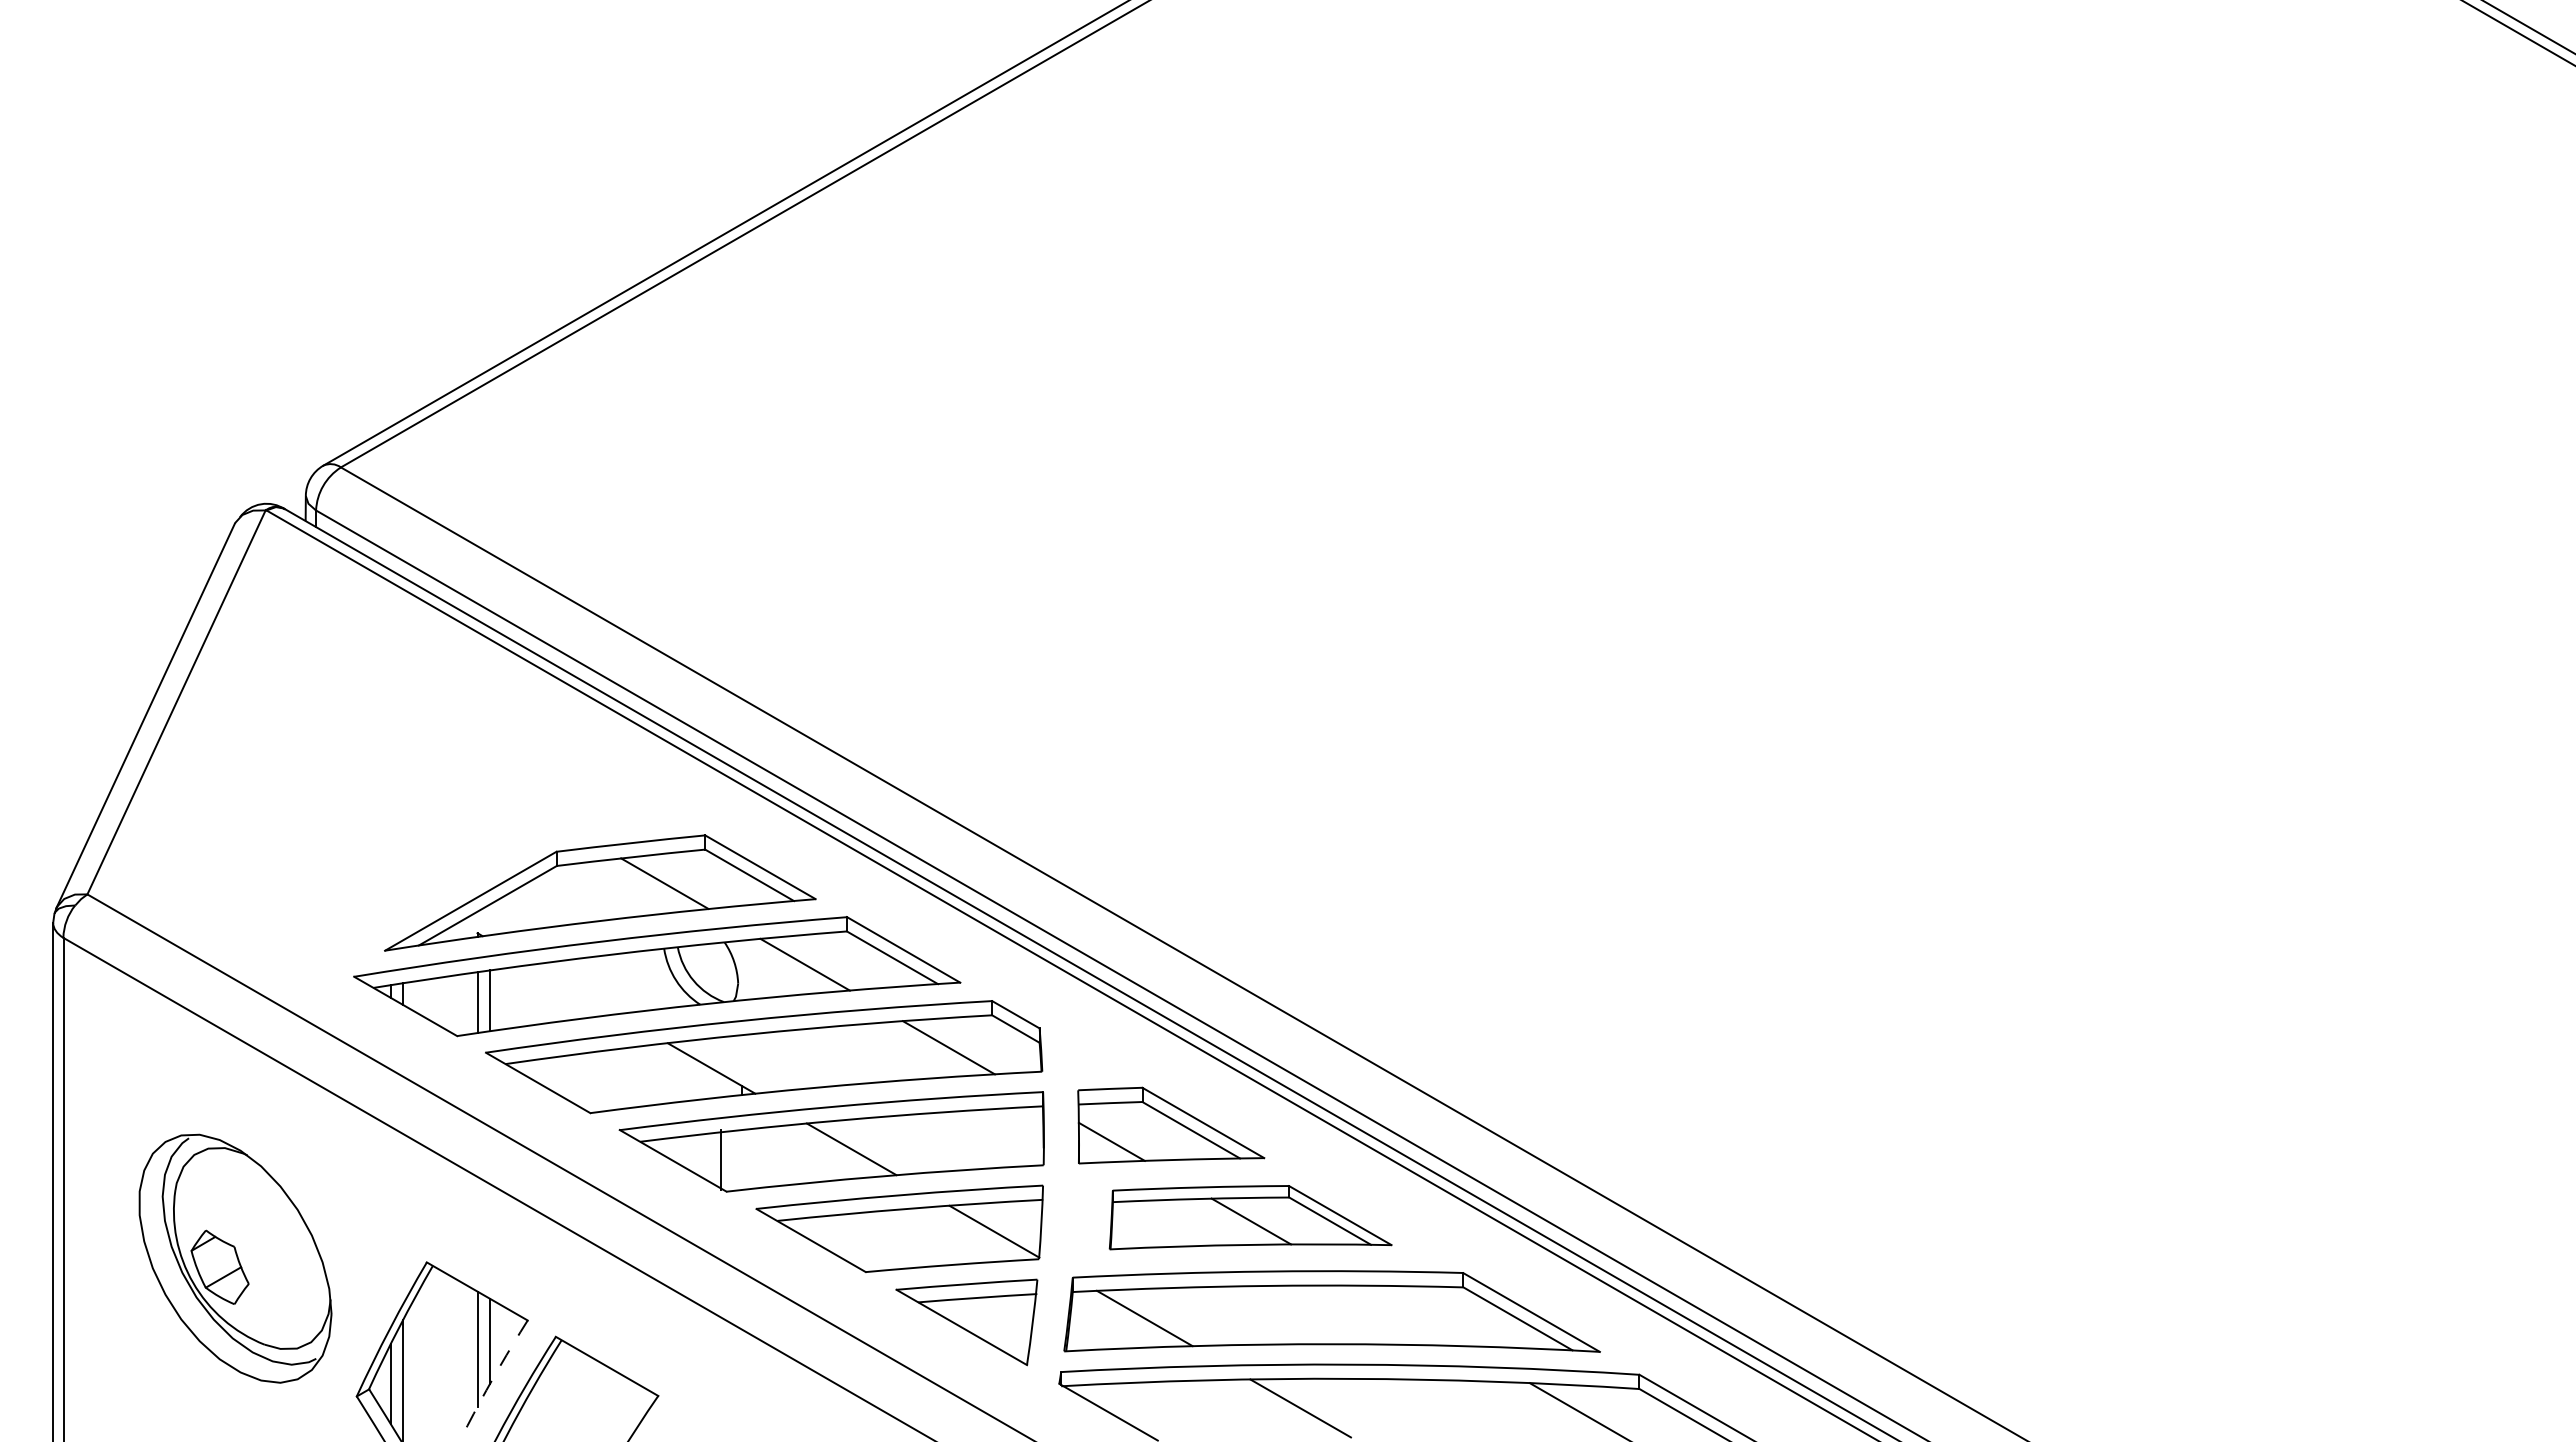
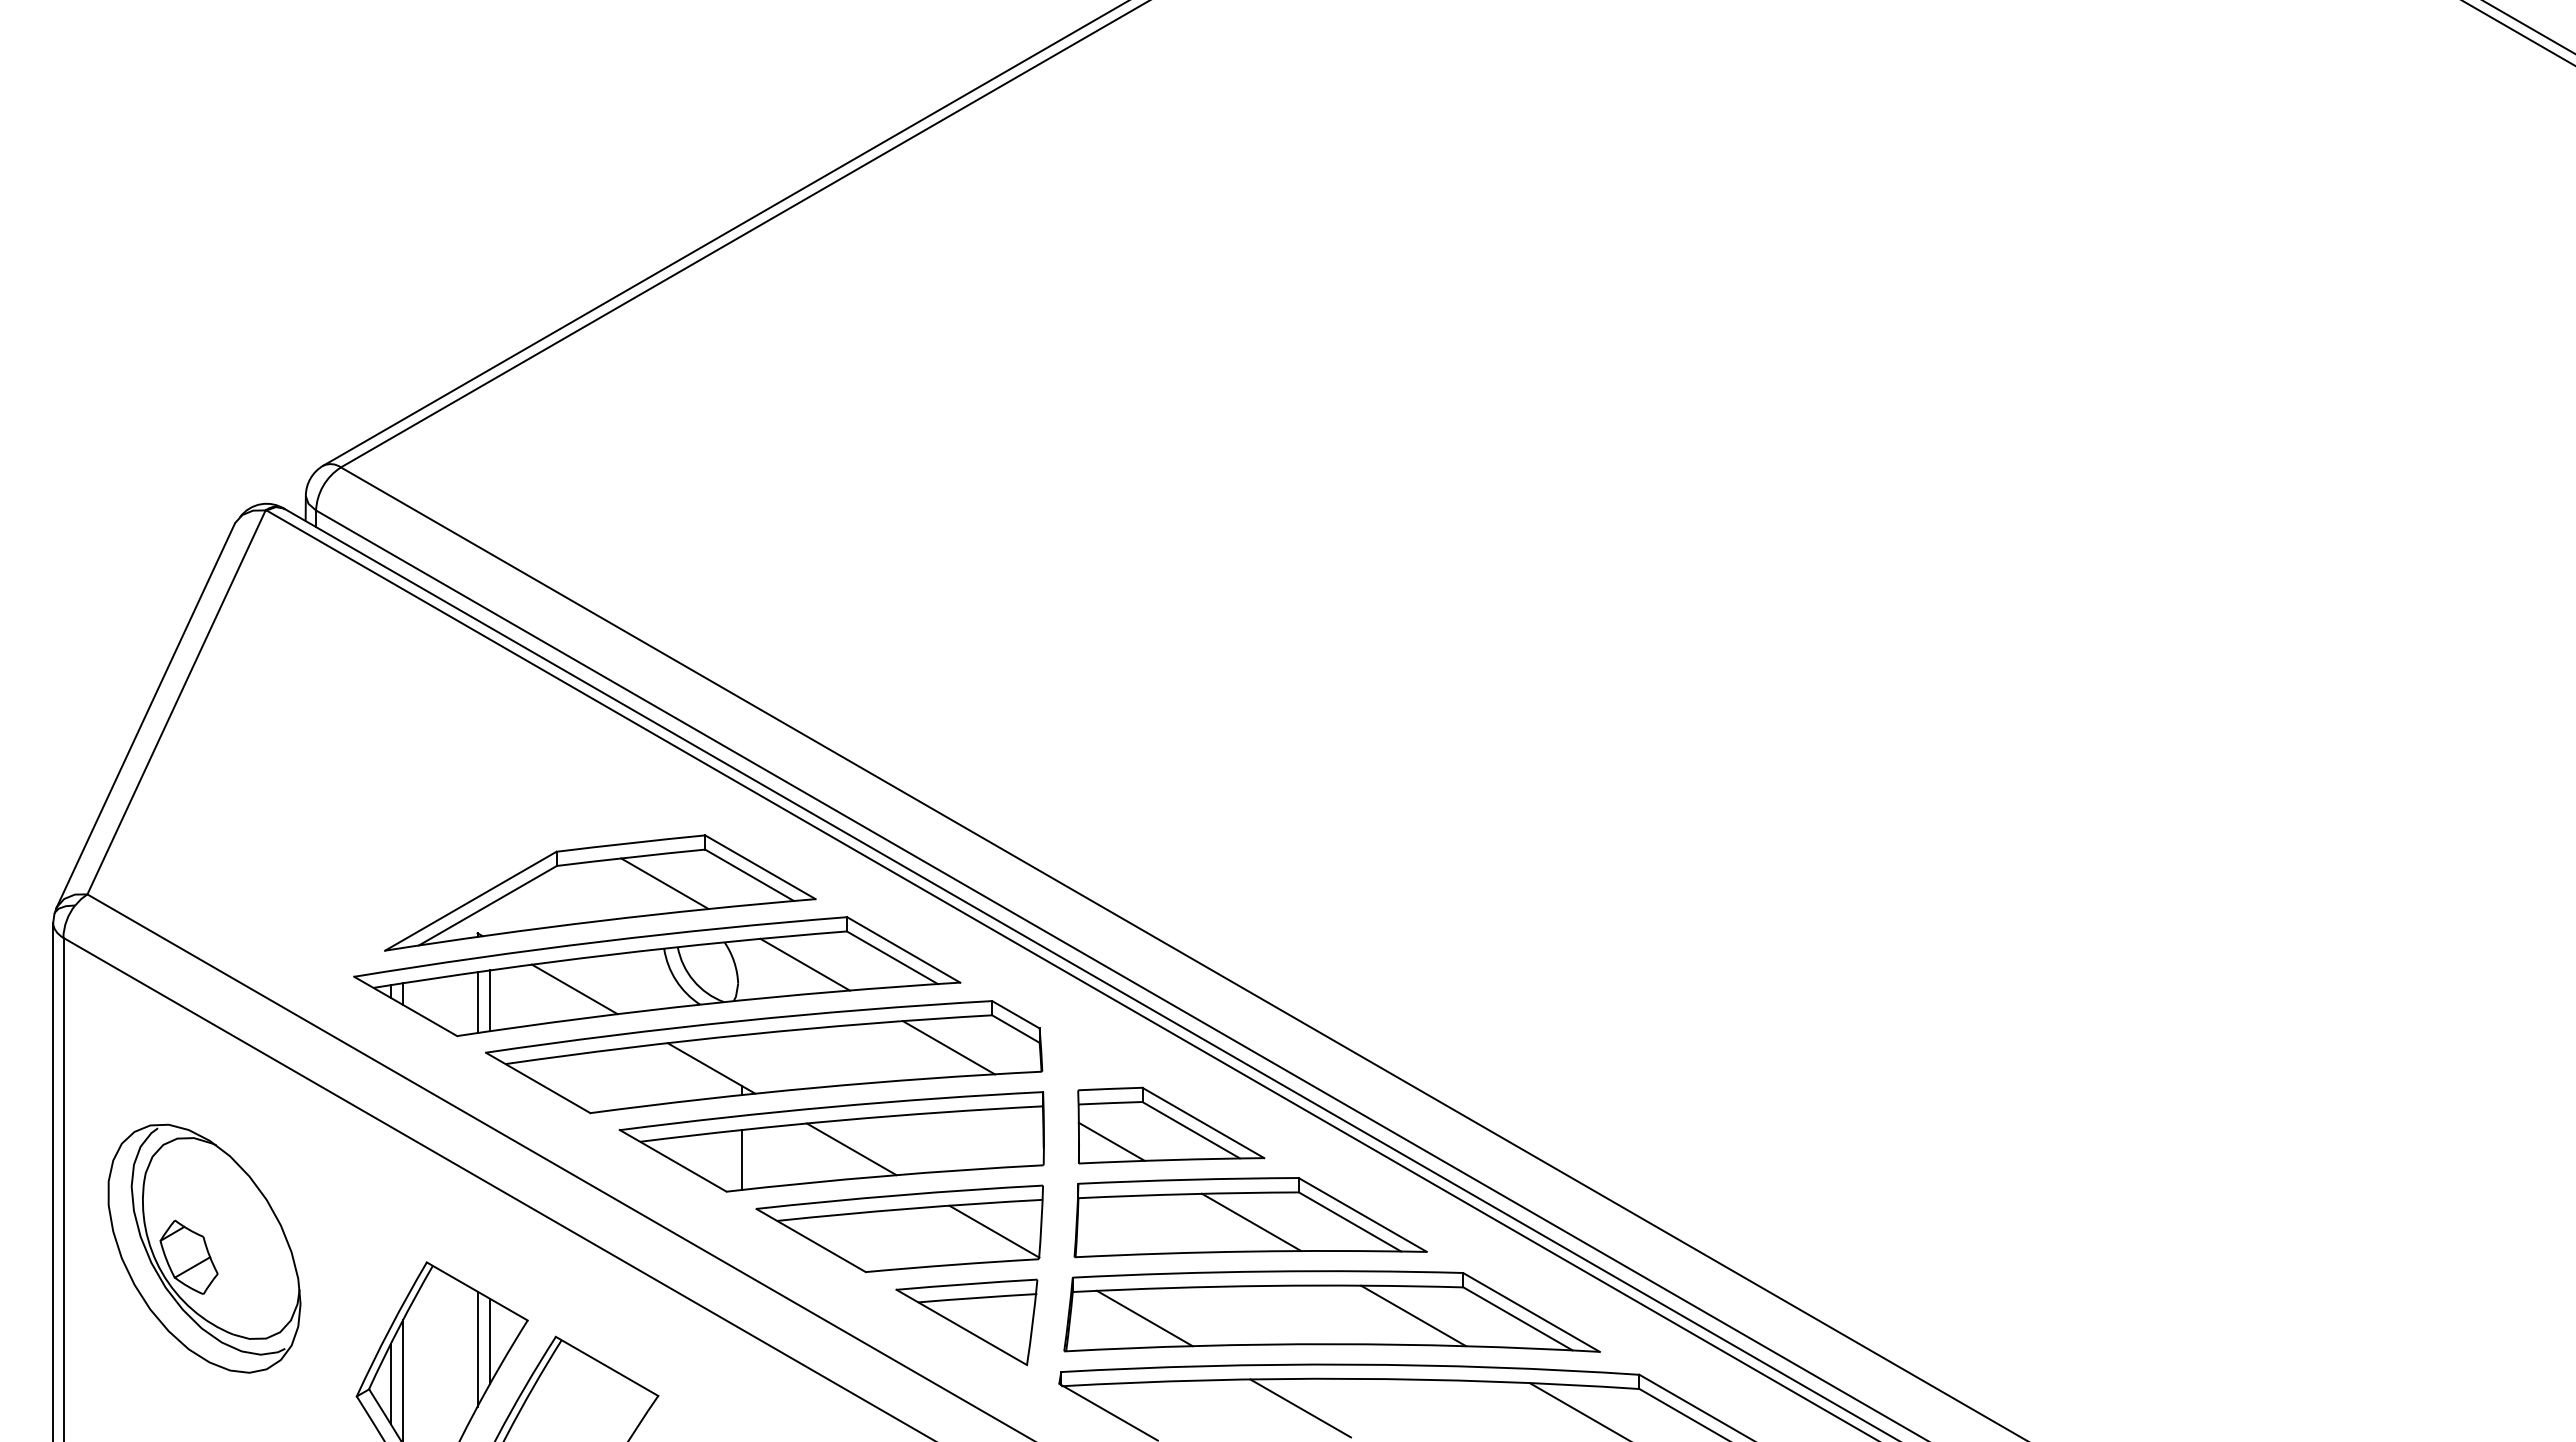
line: none -> present (574, 989)
line position: (721, 1159) -> (742, 1159) (742, 1159)
part size: 285x66 px -> 355x82 px (1250, 1217)
part position: (235, 1258) -> (204, 1248) (204, 1248)
line: none -> present (1413, 1315)
arc: dashed -> solid (491, 1380)
